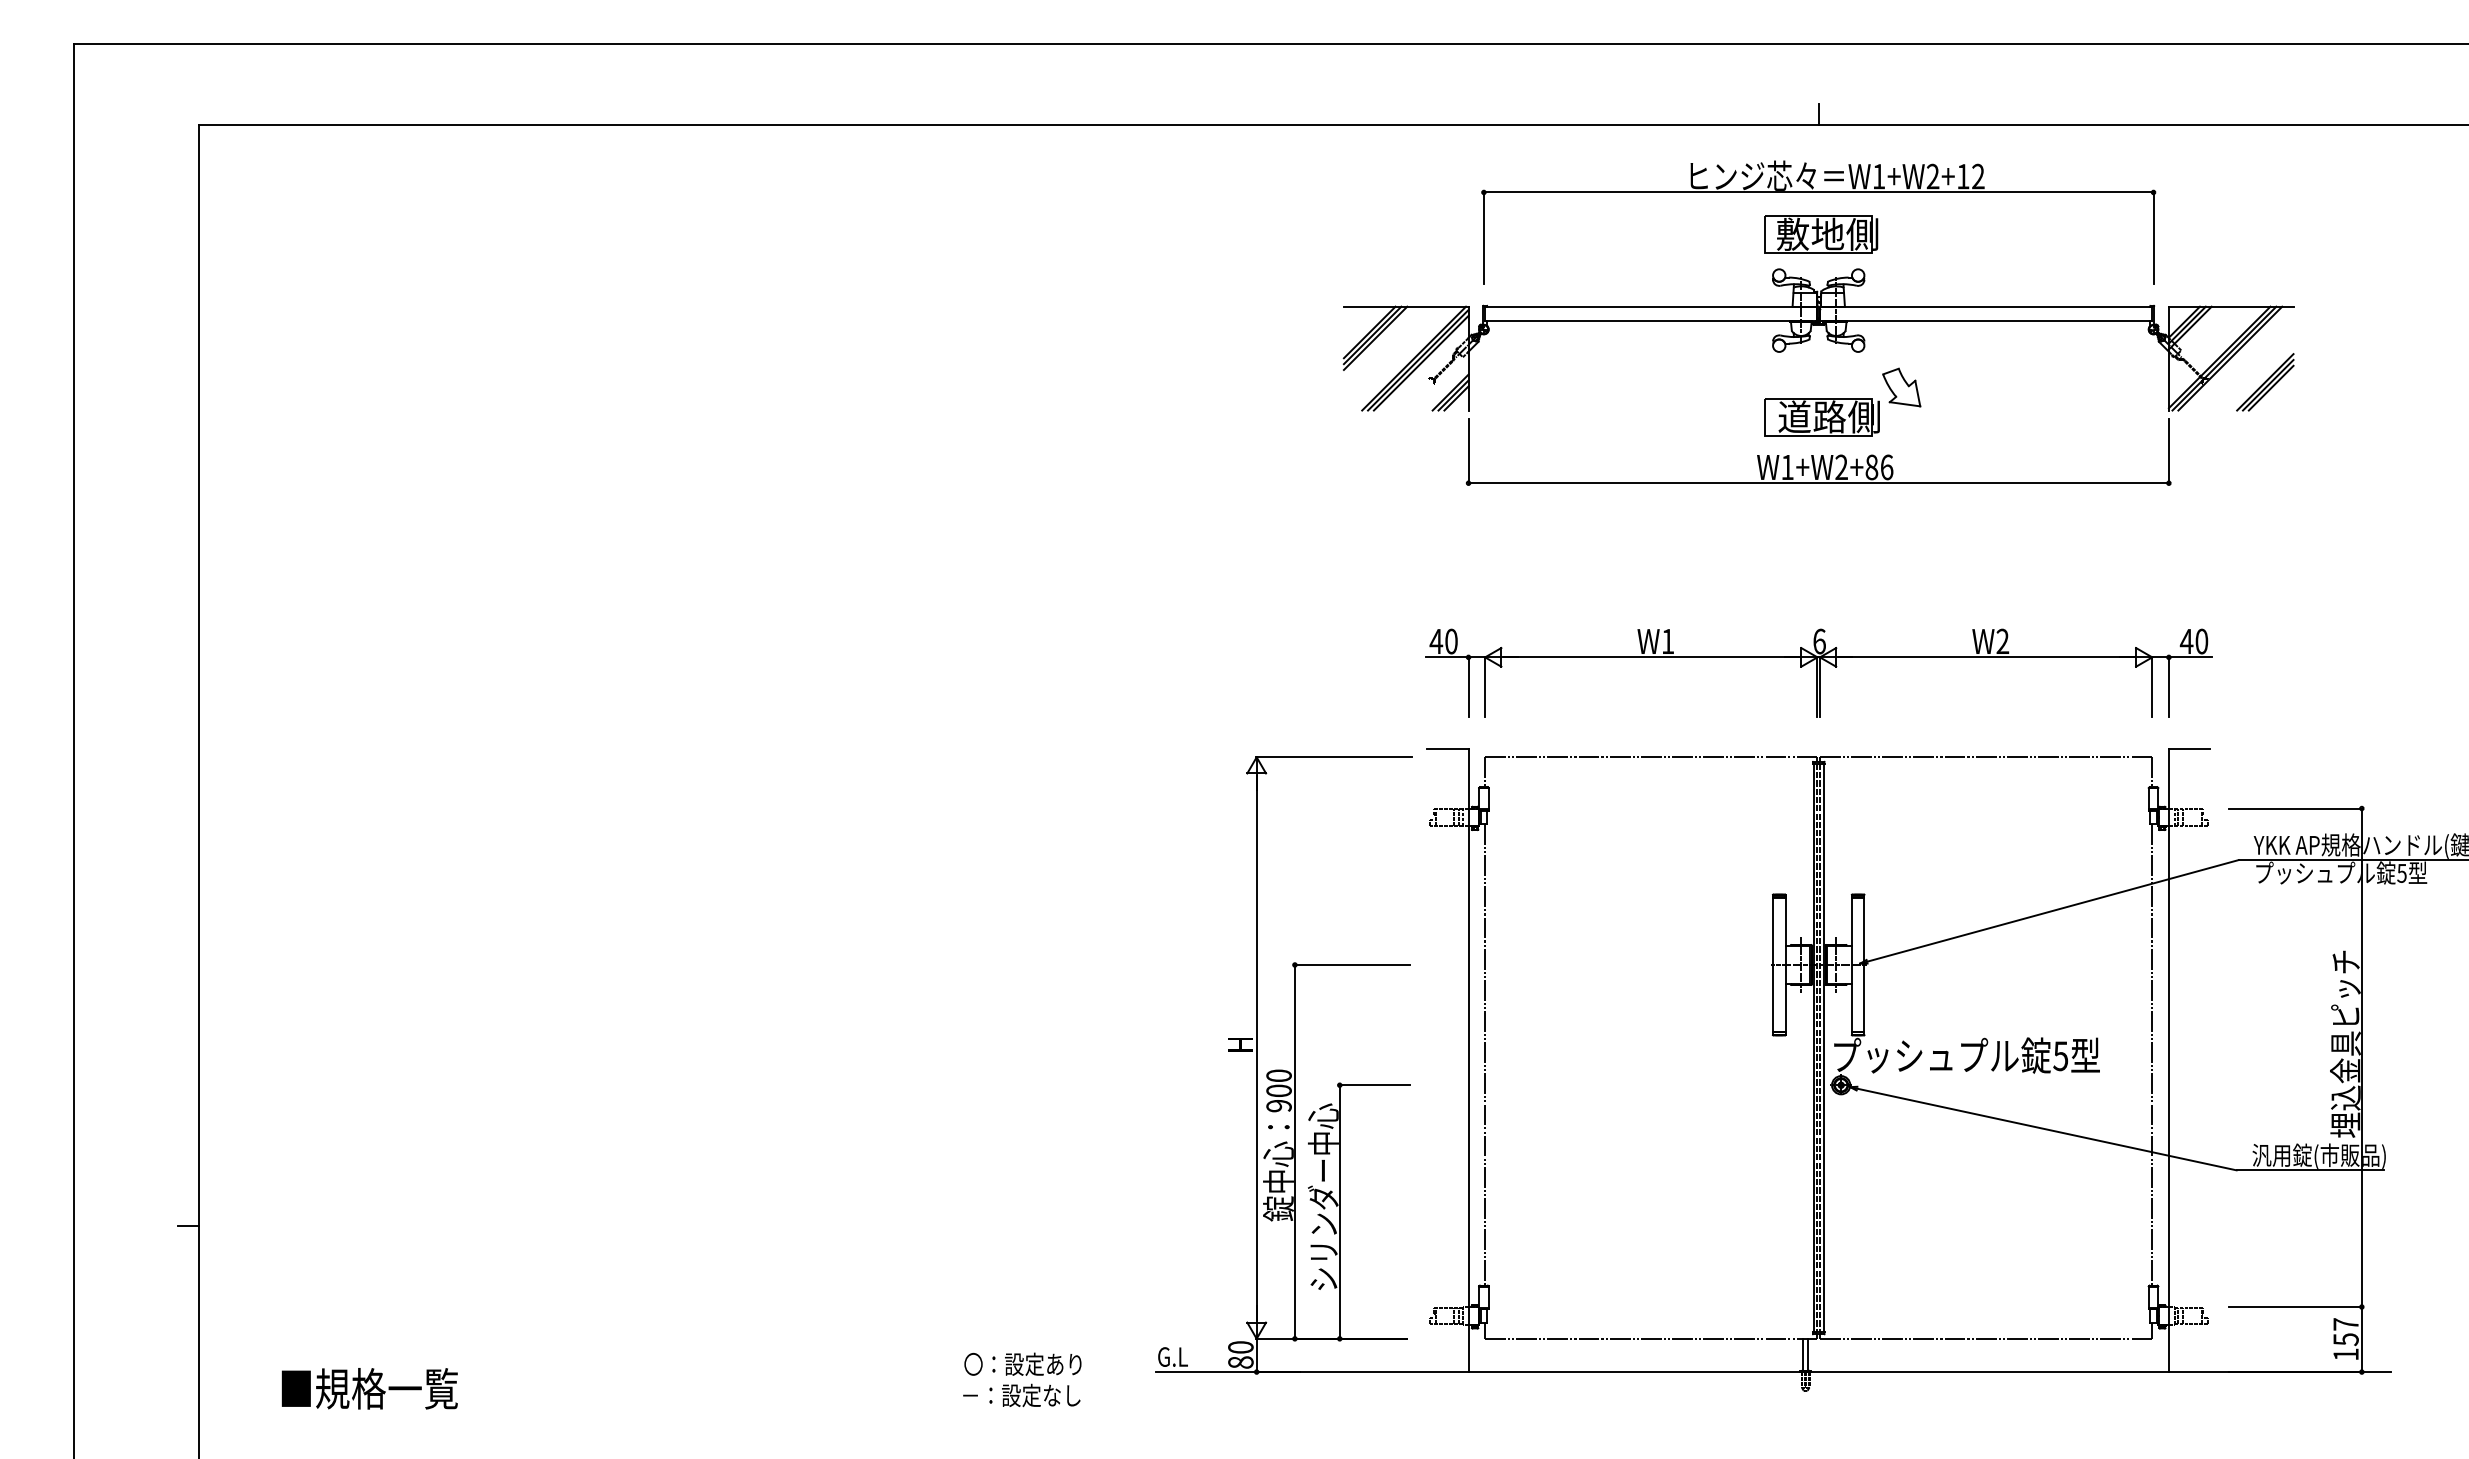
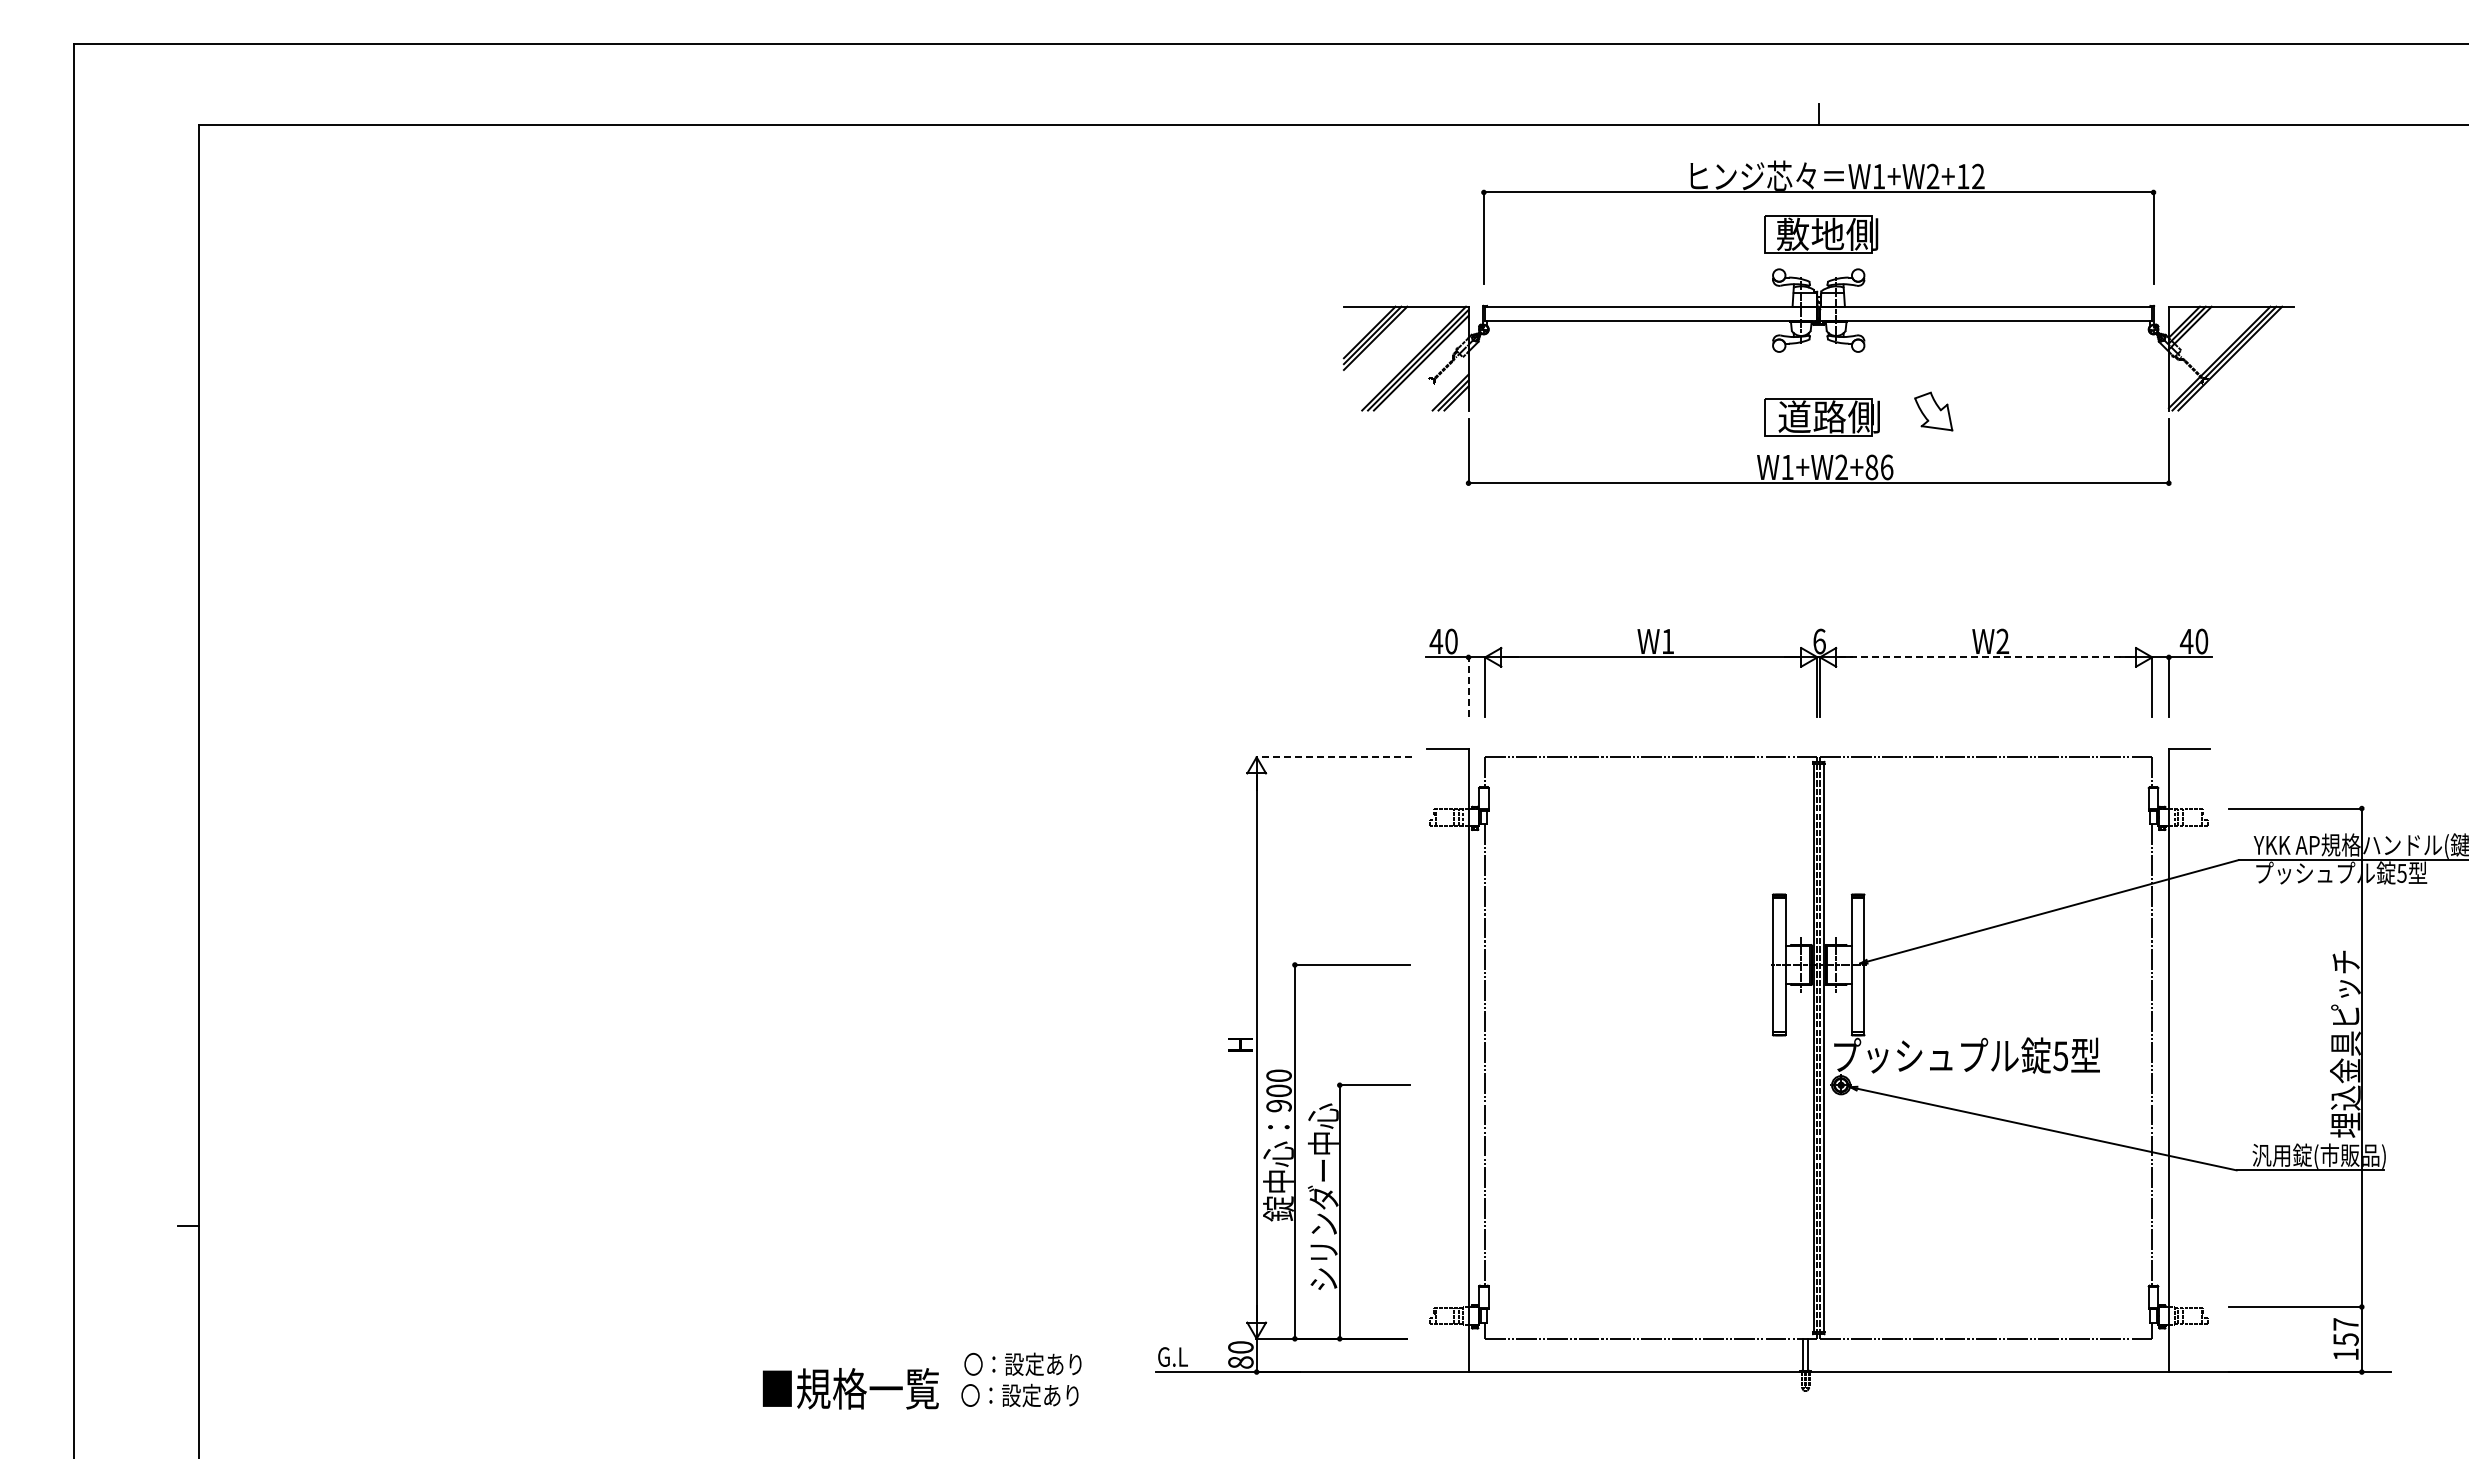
part: present -> none (2265, 382)
part position: (1901, 387) -> (1933, 411) (1933, 411)
line: solid -> dashed (1986, 657)
line: solid -> dashed (1468, 686)
line: solid -> dashed (1333, 757)
text position: (369, 1388) -> (850, 1388) (850, 1388)
text: －：設定なし -> 〇：設定あり (1020, 1395)
